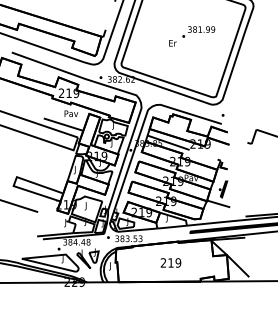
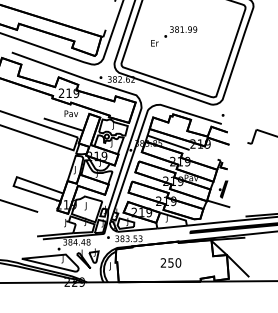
text position: (192, 36) -> (174, 36) (174, 36)
text: 219 -> 250 (174, 262)
